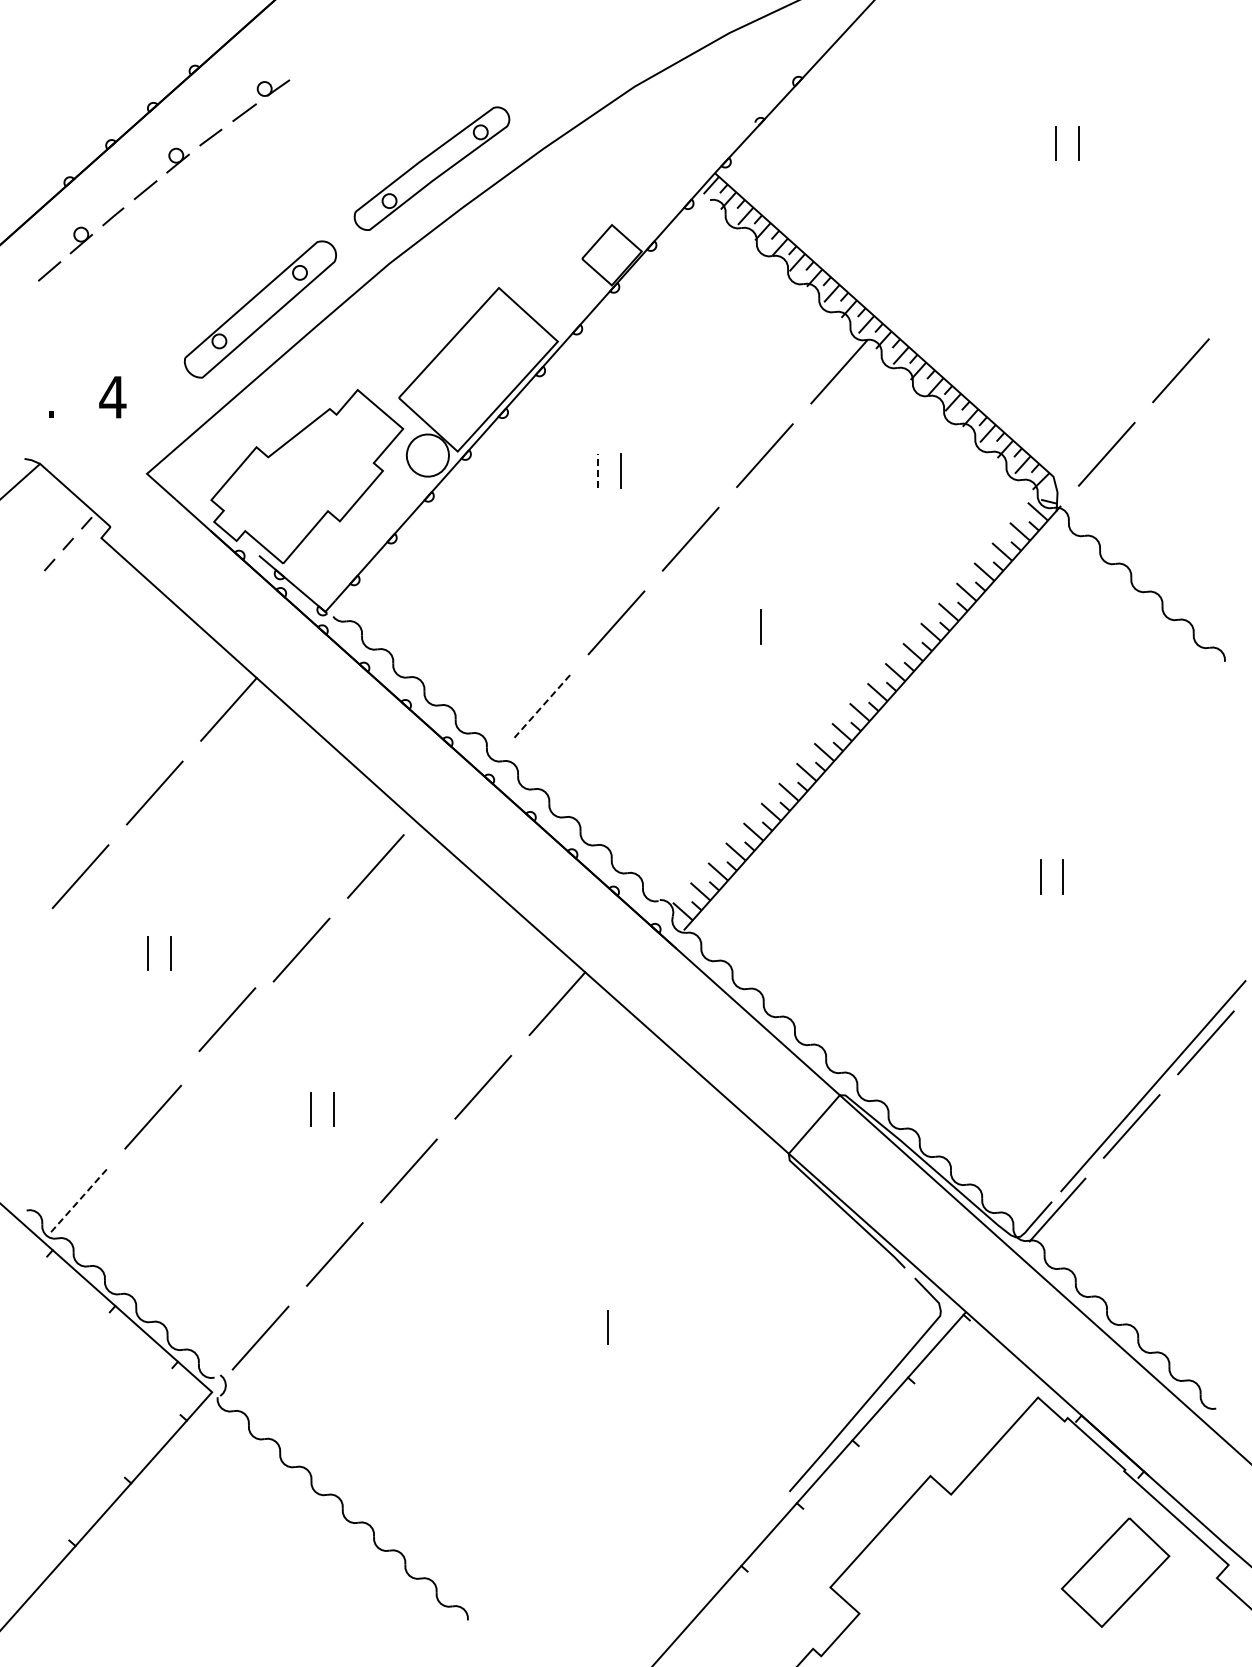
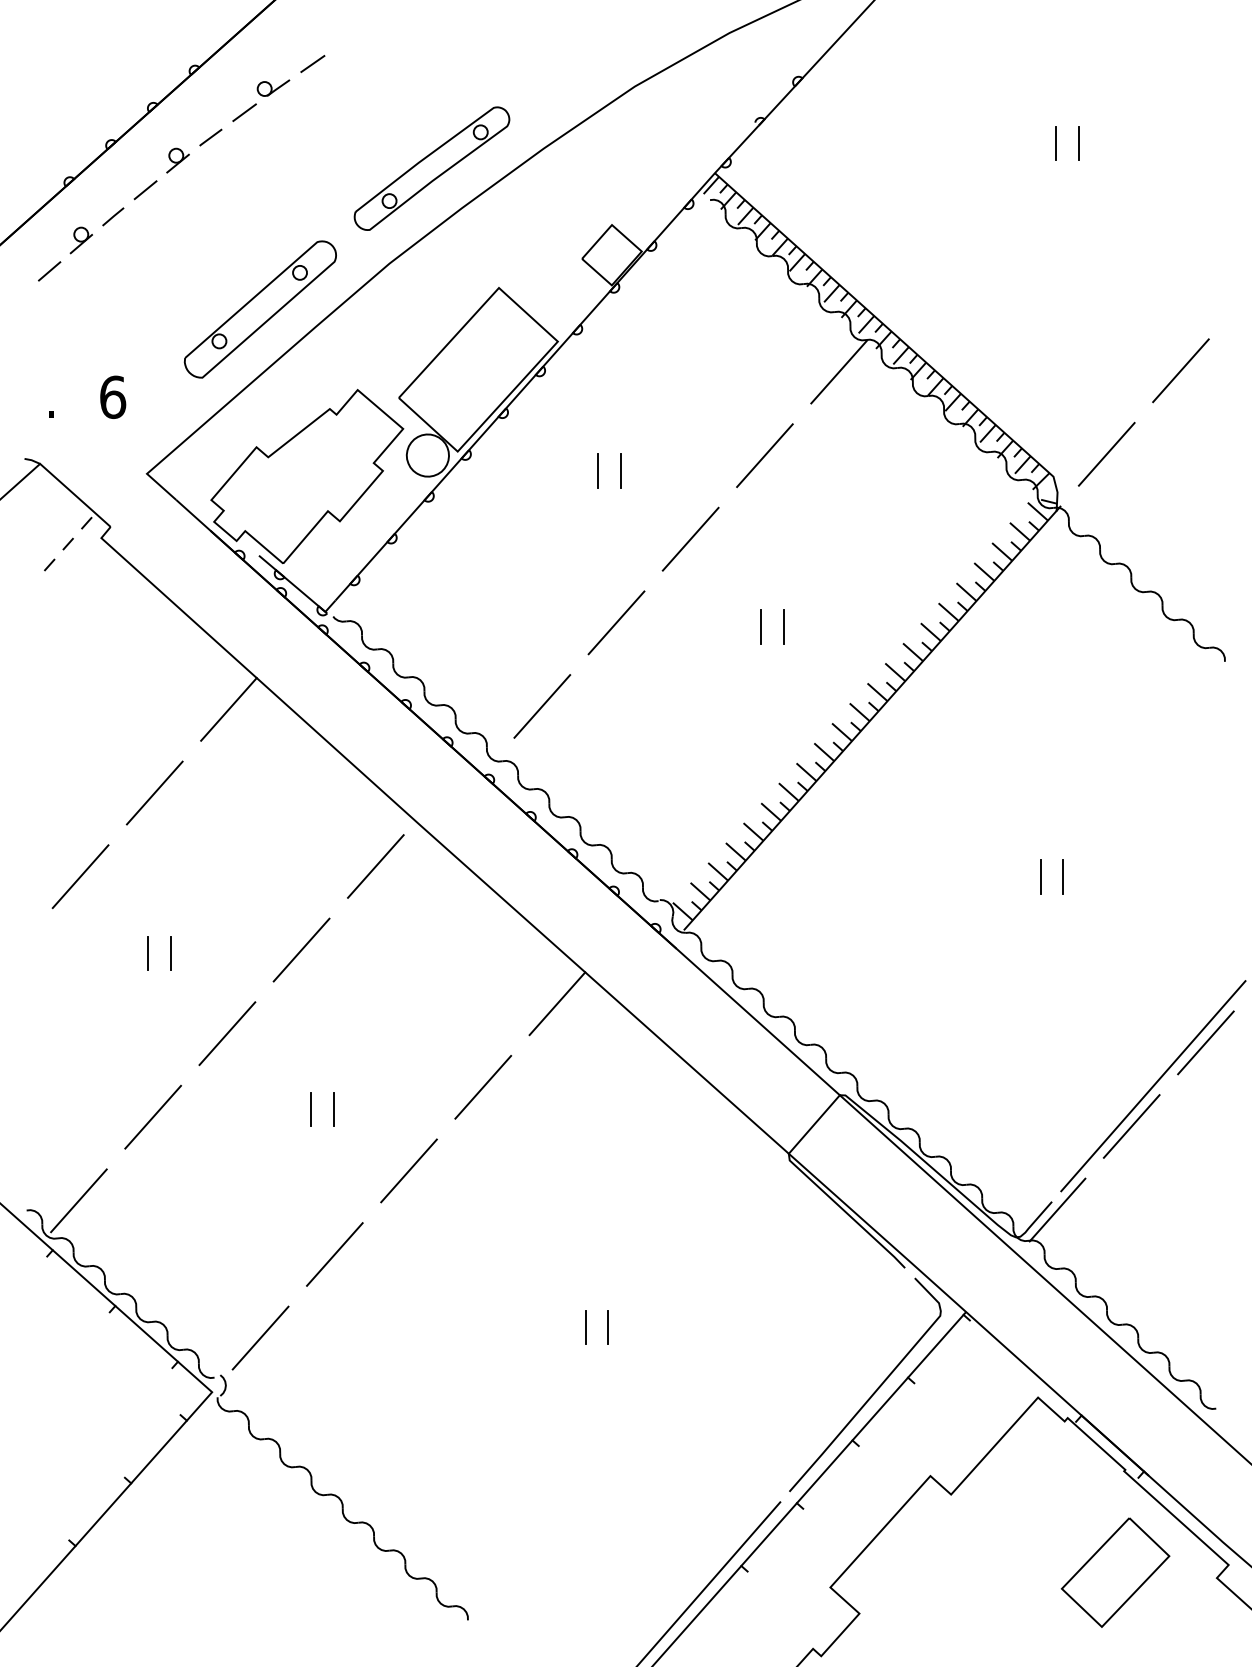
line: none -> present (312, 64)
text: 4 -> 6 (112, 396)
line: dashed -> solid (598, 470)
line: none -> present (783, 626)
line: dashed -> solid (542, 706)
line position: (227, 1019) -> (227, 1033) (227, 1033)
line: dashed -> solid (78, 1200)
line: none -> present (586, 1327)
line: none -> present (709, 1582)
